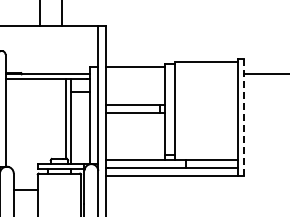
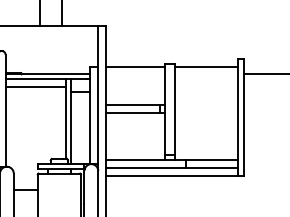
line position: (206, 62) -> (206, 67) (206, 67)
line: none -> present (35, 87)
line: dashed -> solid (244, 117)
